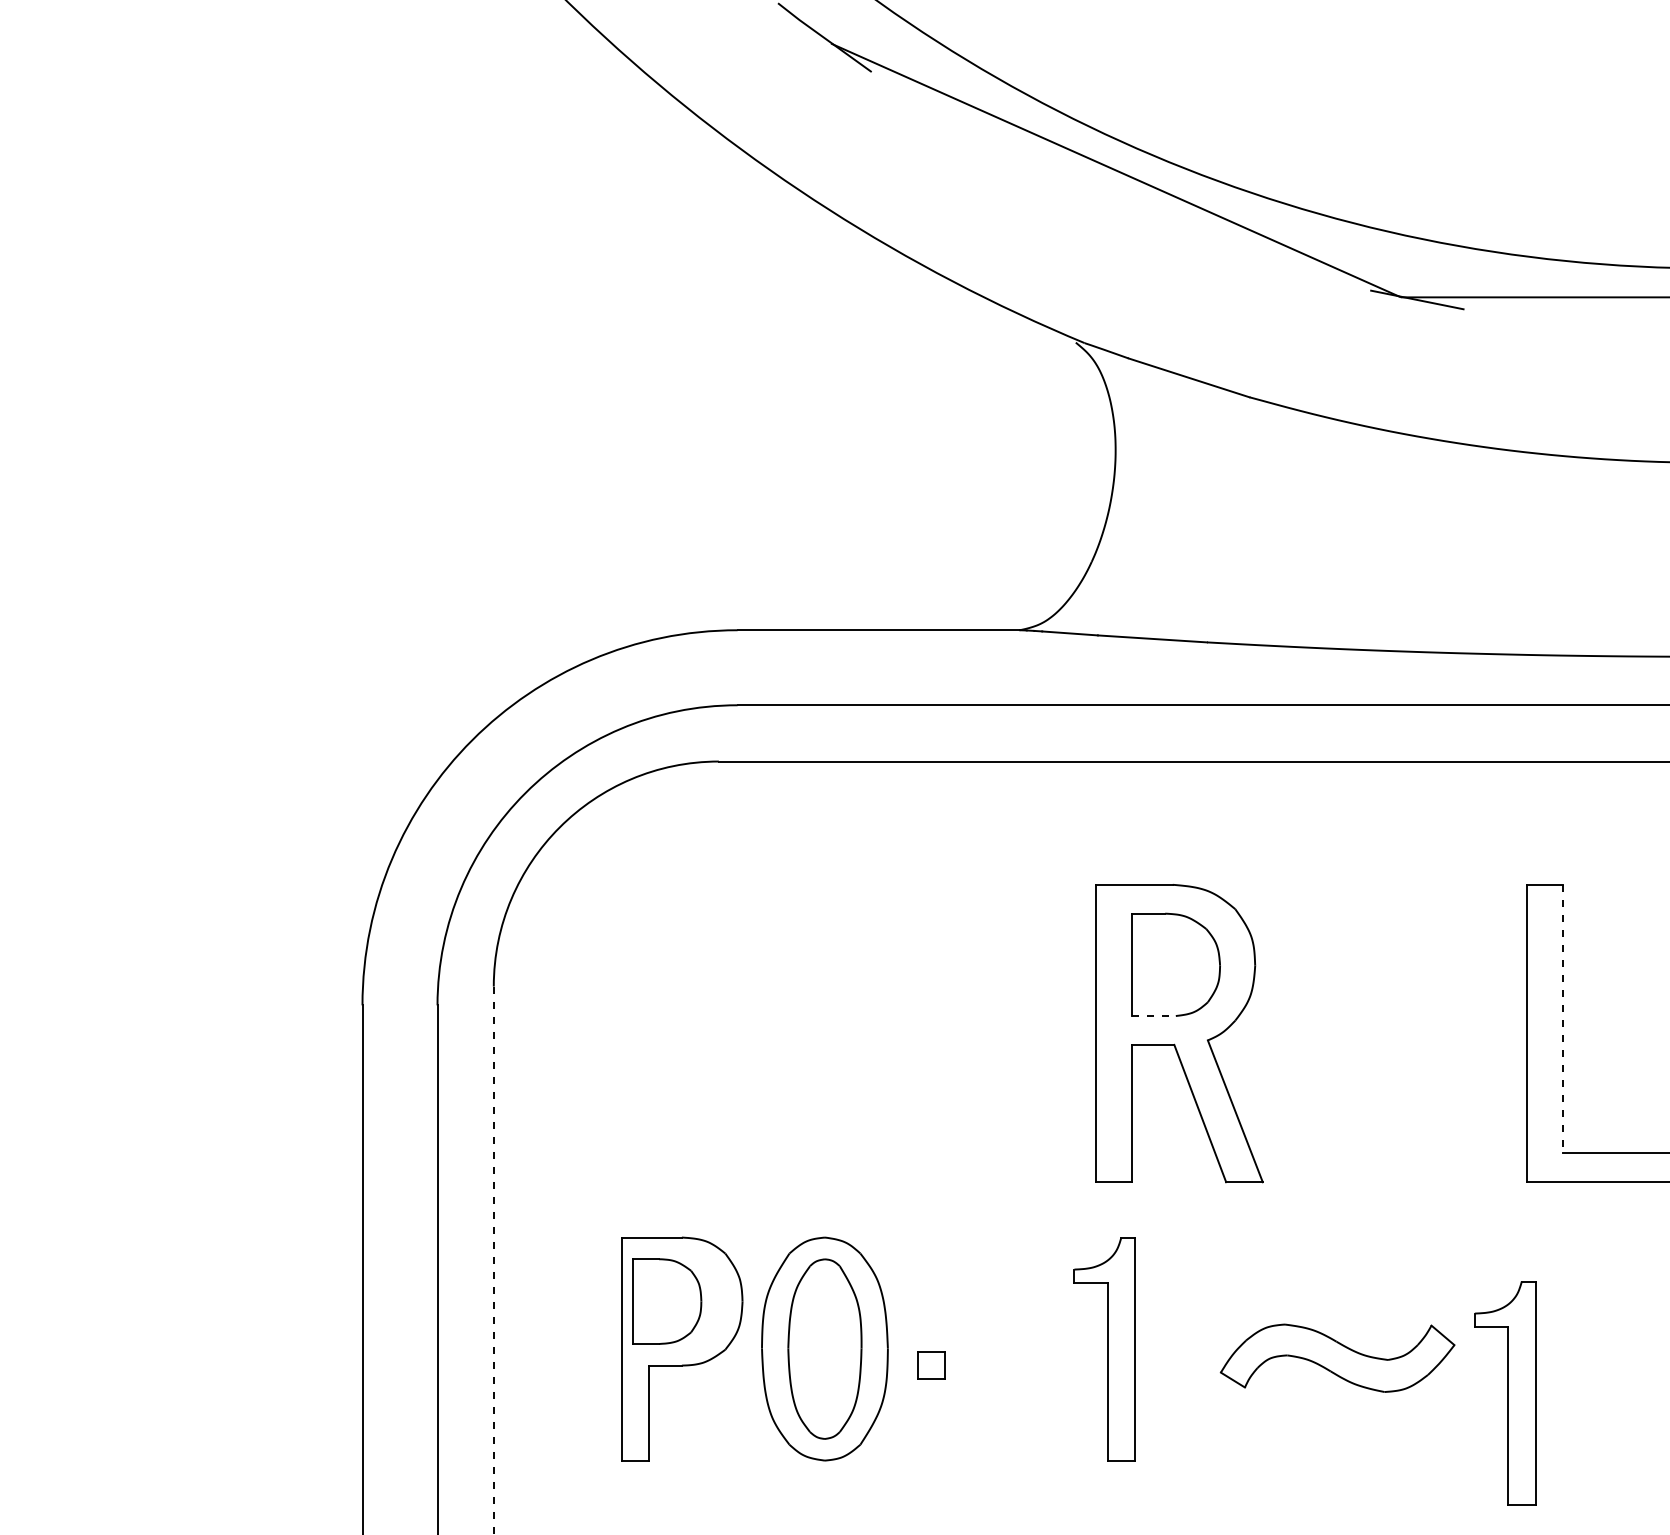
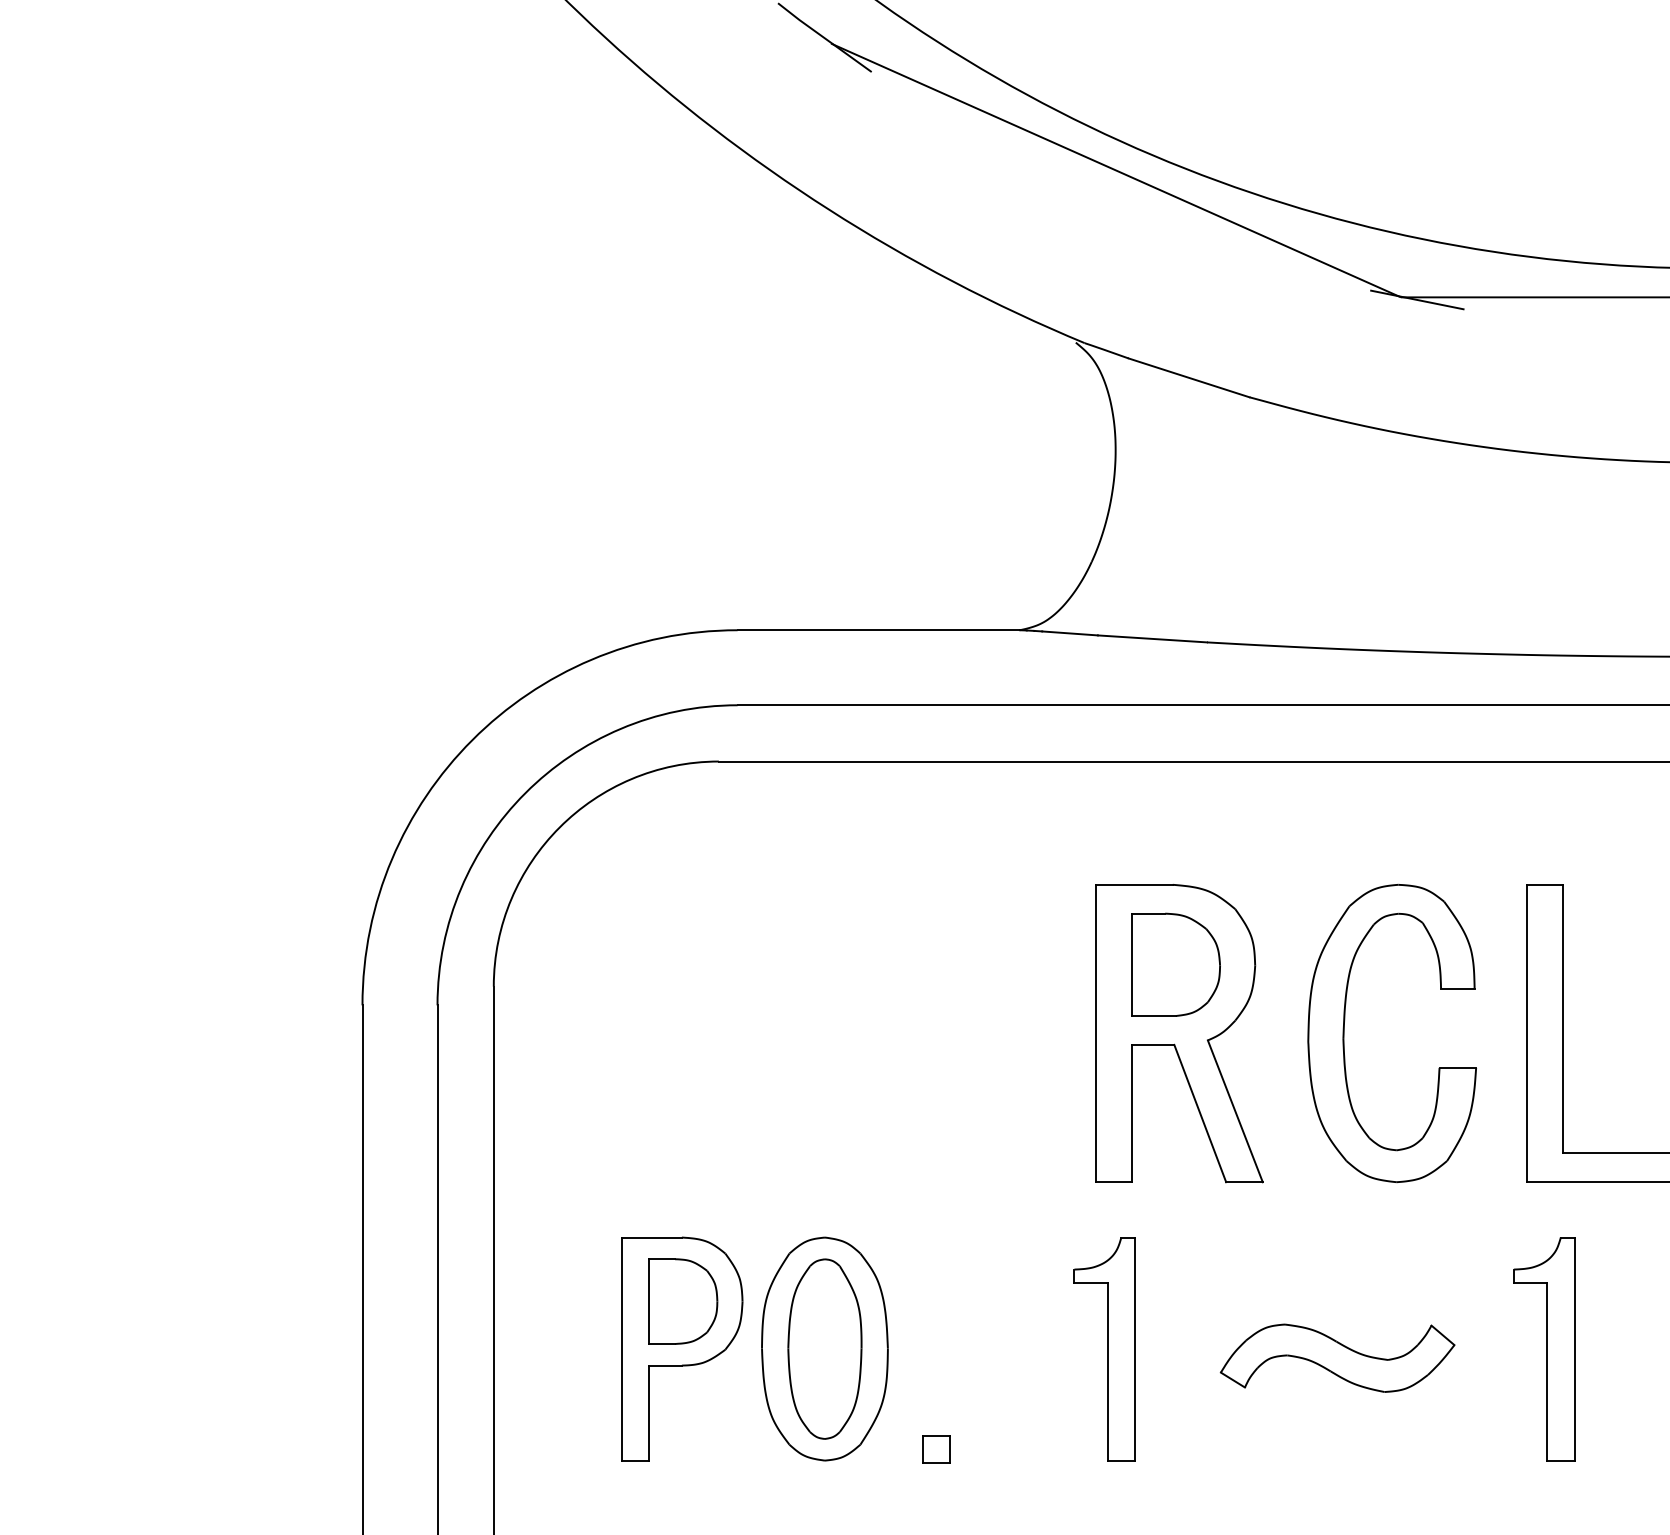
line: dashed -> solid (1154, 1016)
line: dashed -> solid (1562, 1019)
part: none -> present (1344, 1033)
line: dashed -> solid (493, 1260)
part position: (667, 1301) -> (683, 1301) (683, 1301)
part position: (931, 1365) -> (936, 1449) (936, 1449)
part position: (1505, 1393) -> (1544, 1349) (1544, 1349)
